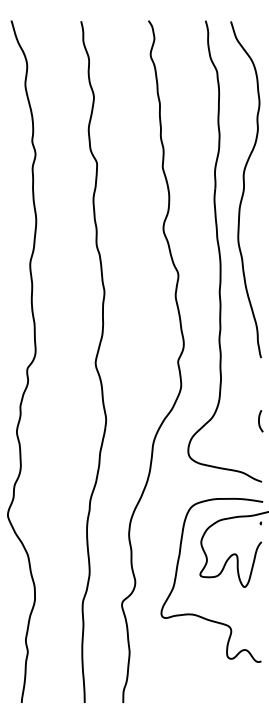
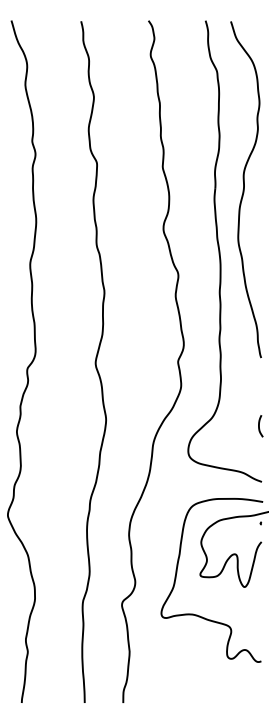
curve position: (259, 421) -> (259, 426) (259, 426)
